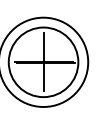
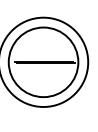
line: present -> none (43, 62)
